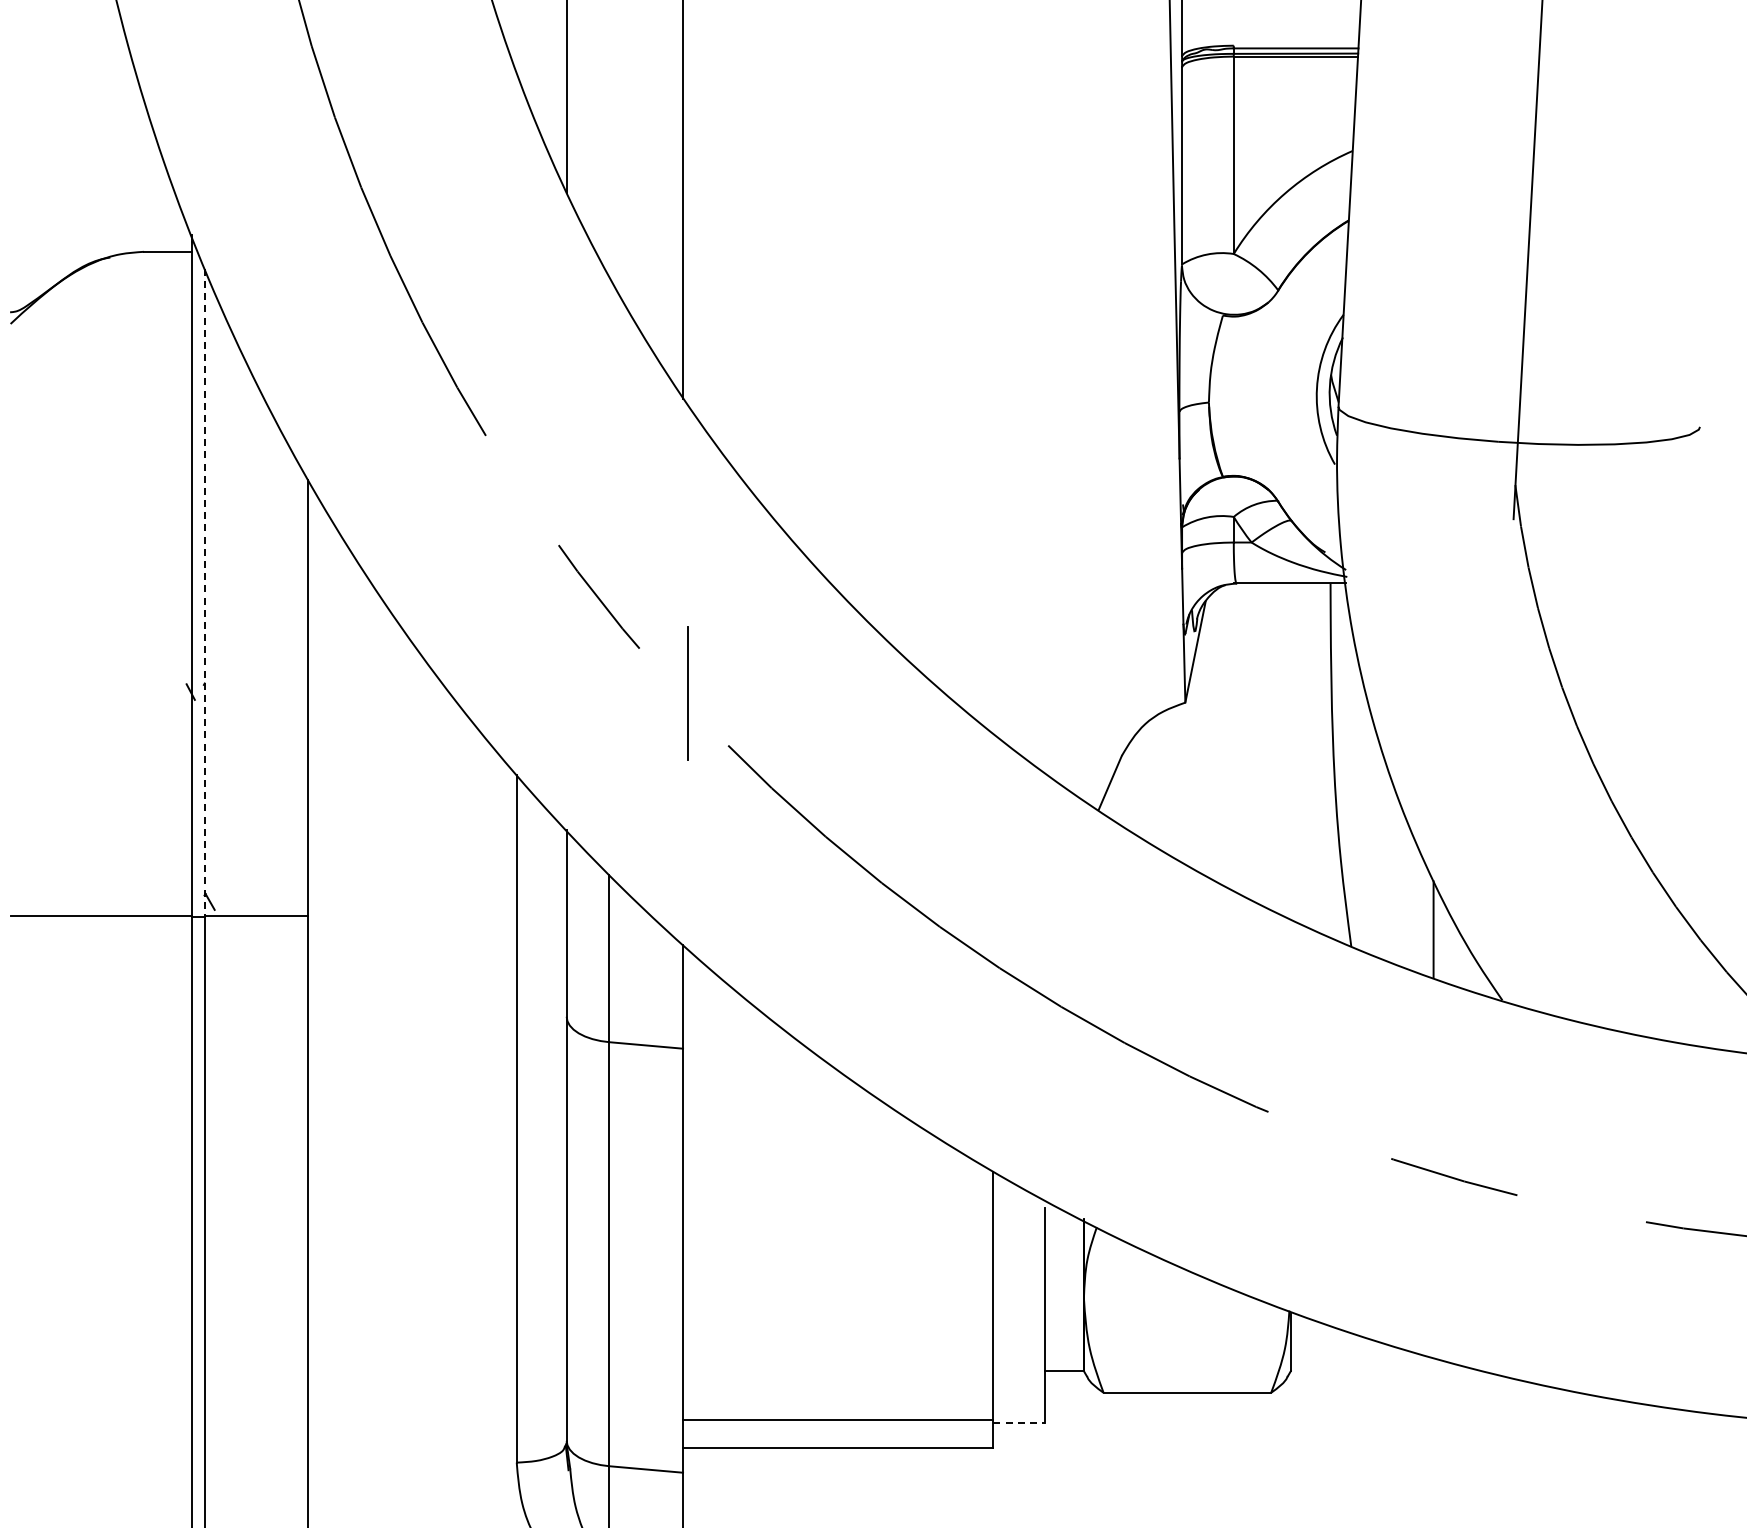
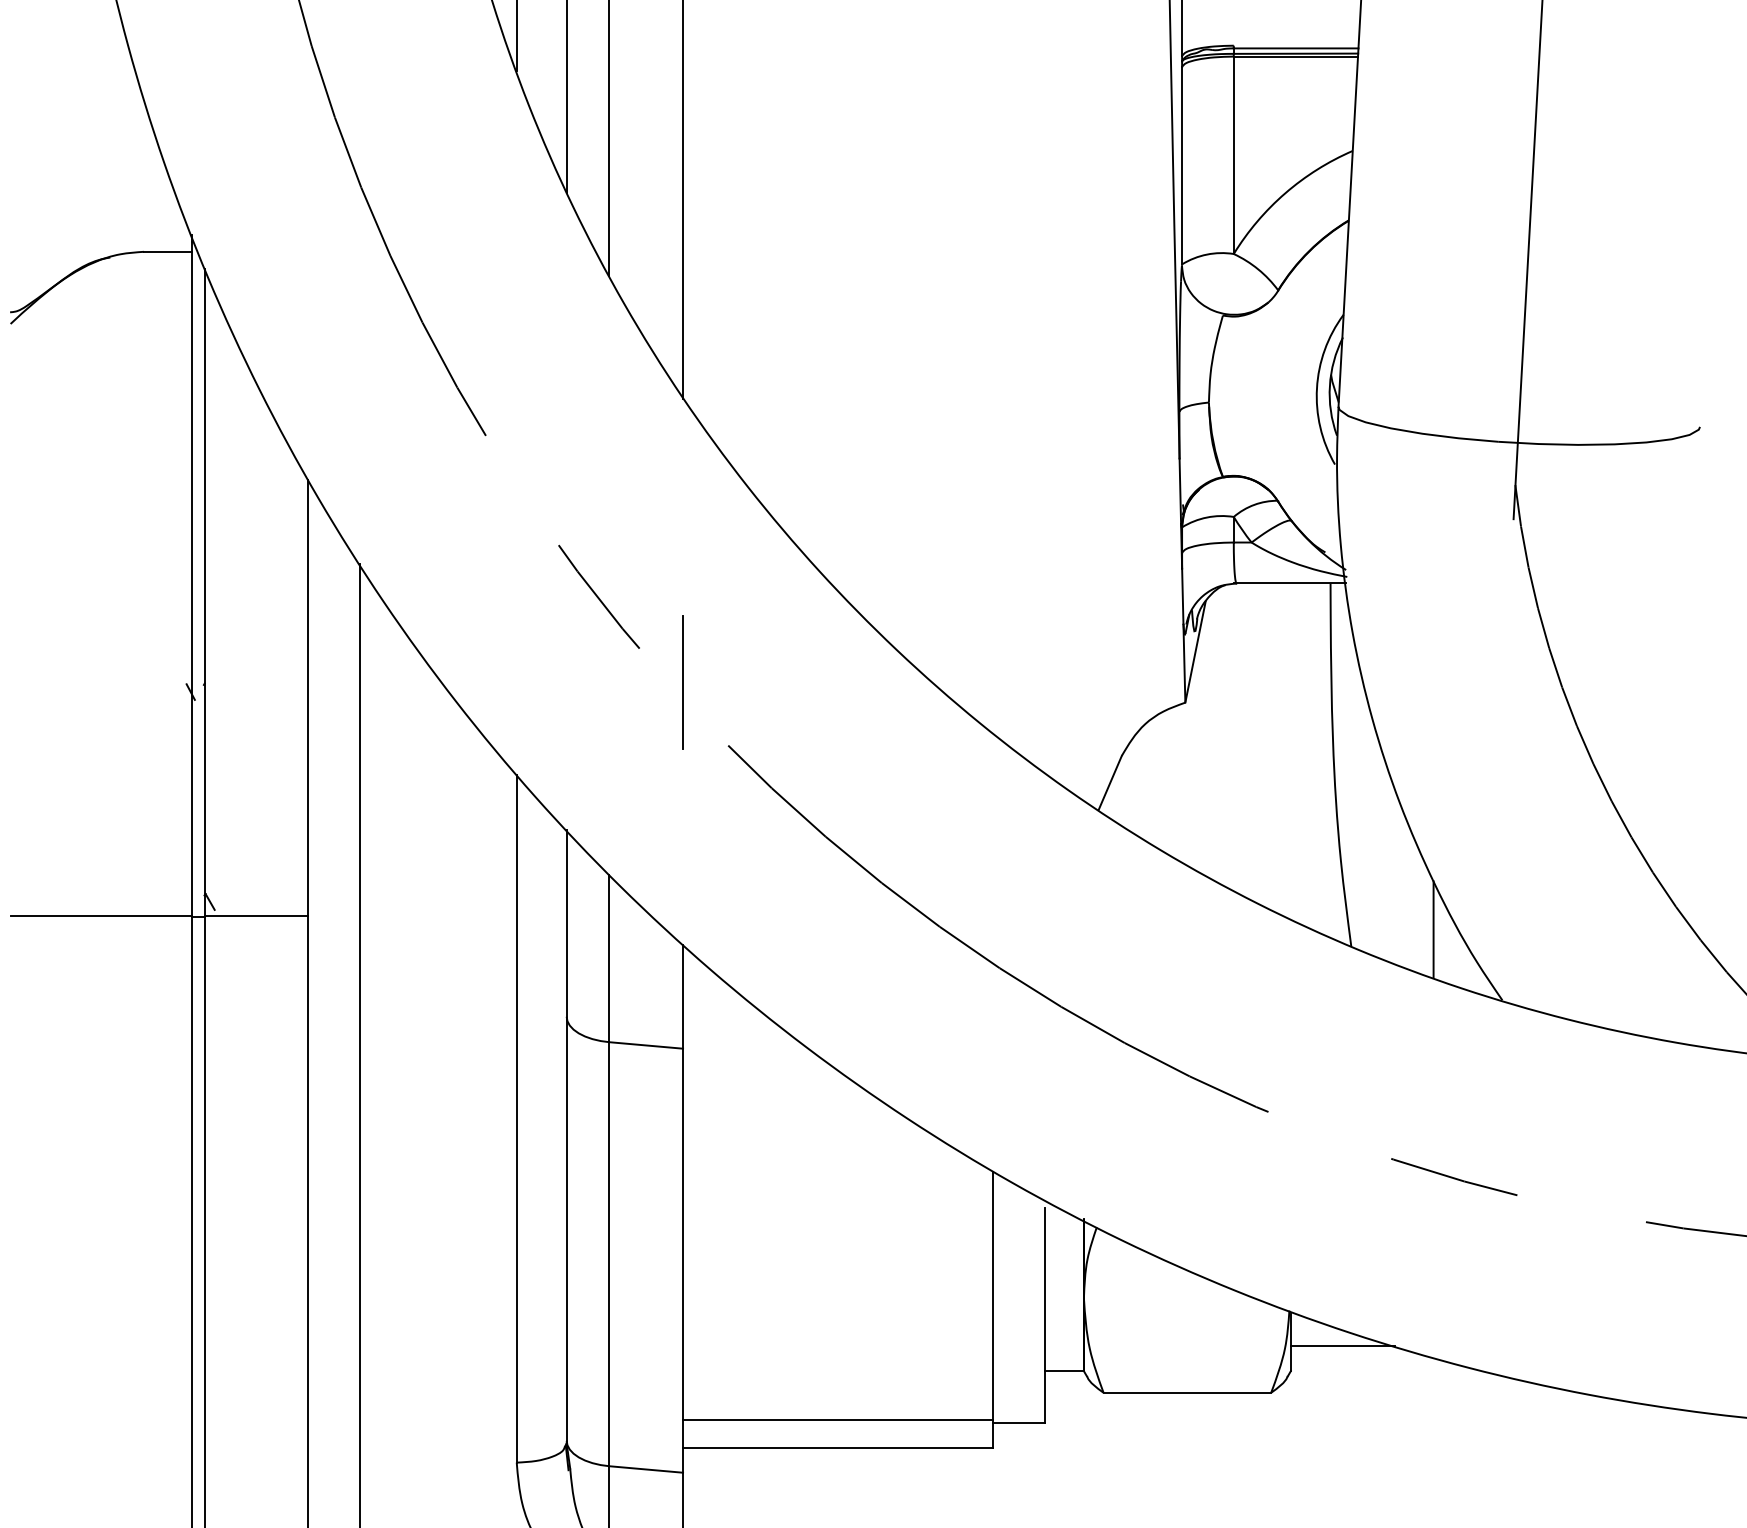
line: none -> present (516, 36)
line: none -> present (609, 138)
line: dashed -> solid (204, 593)
line position: (687, 693) -> (682, 682) (682, 682)
line: none -> present (359, 1043)
line: none -> present (1342, 1346)
line: dashed -> solid (1019, 1422)
